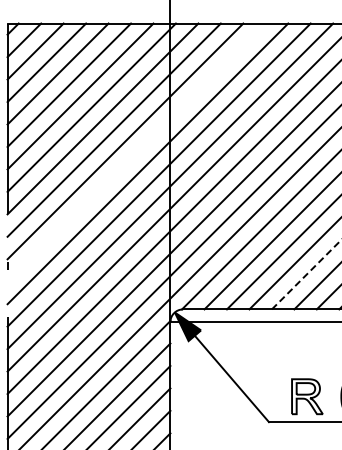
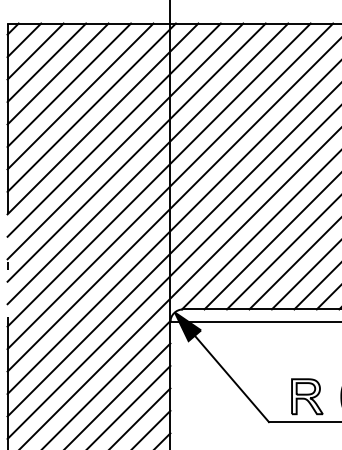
line: none -> present (136, 152)
line: dashed -> solid (307, 274)
